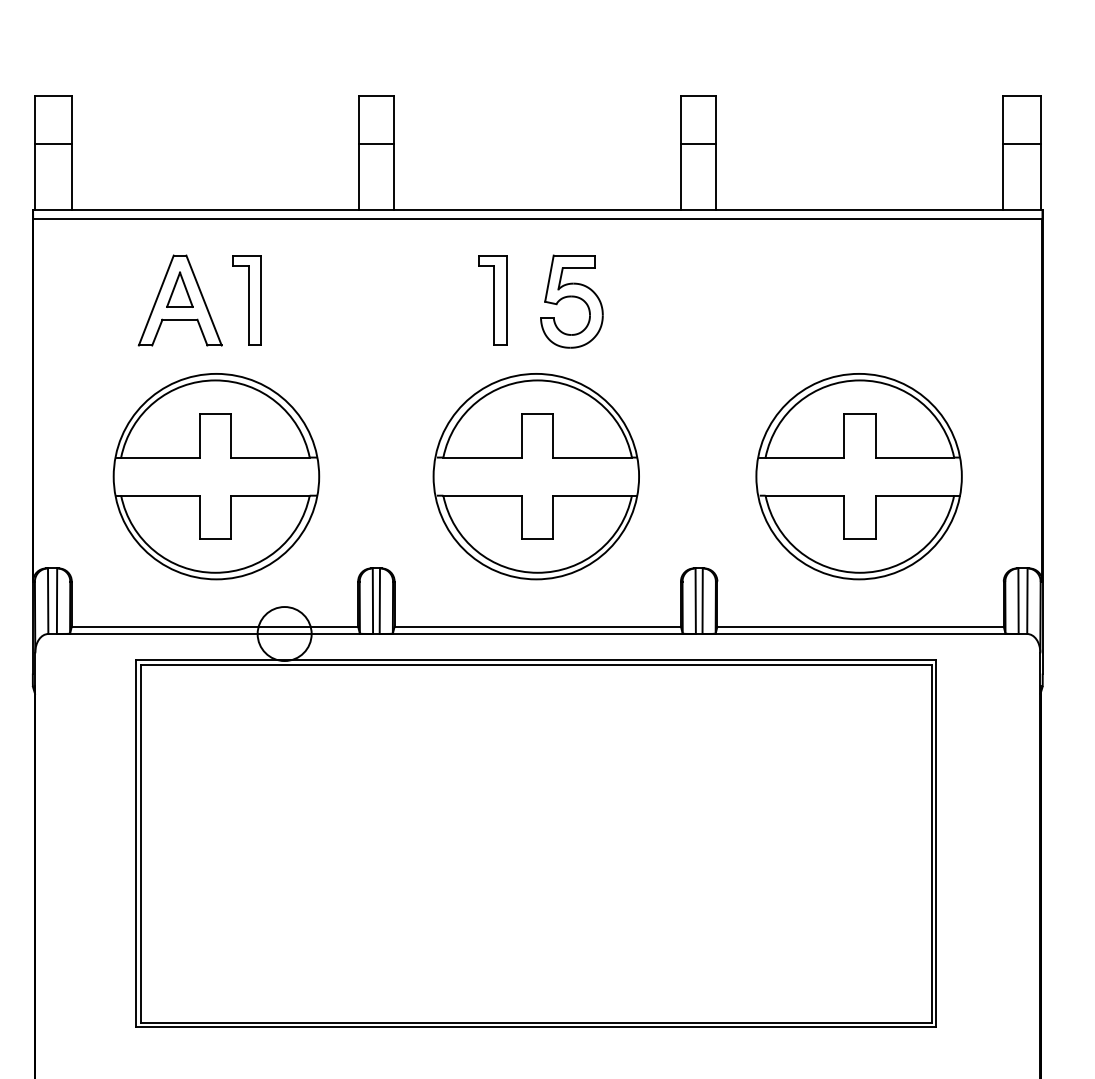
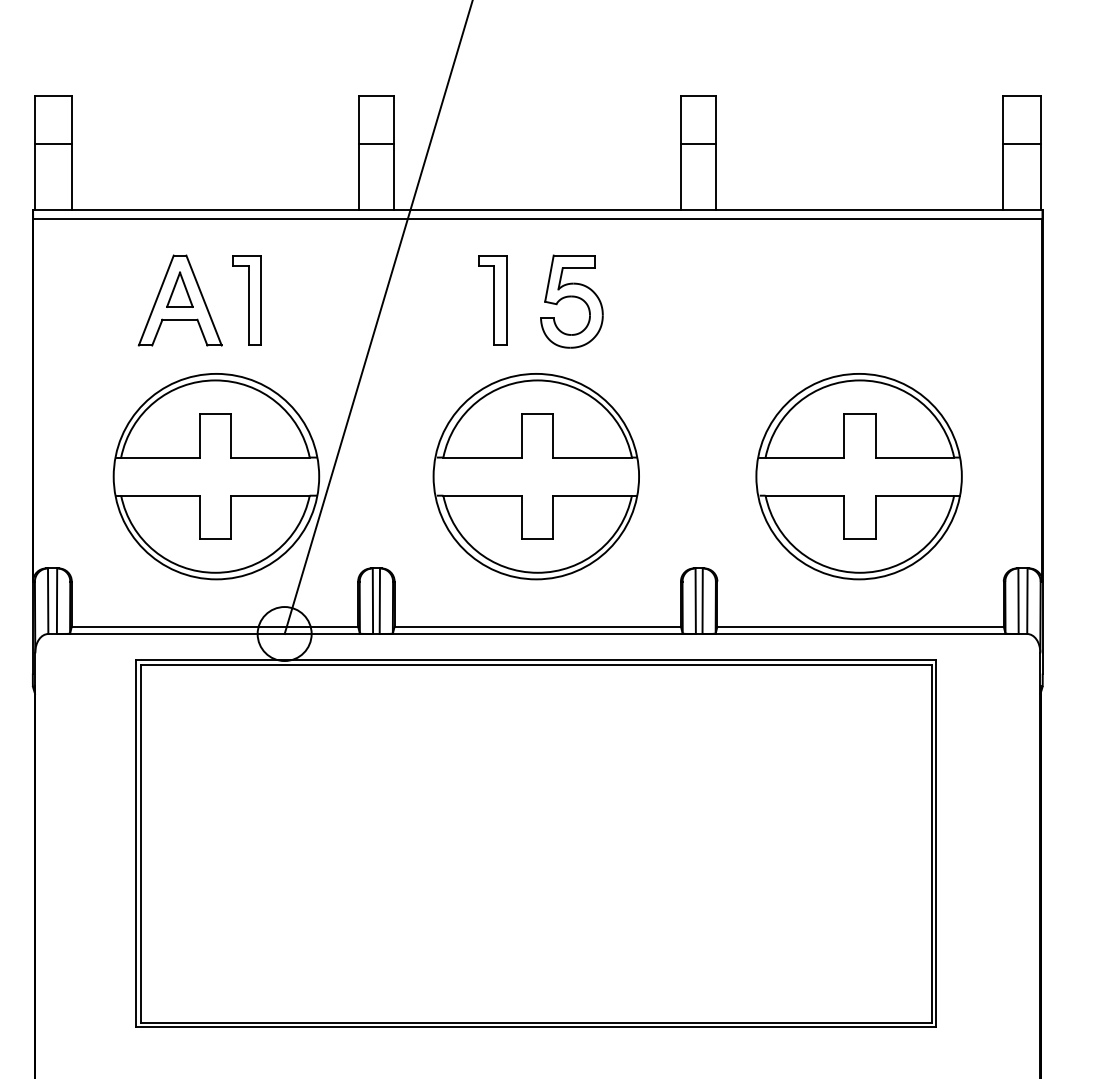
line: none -> present (378, 318)
